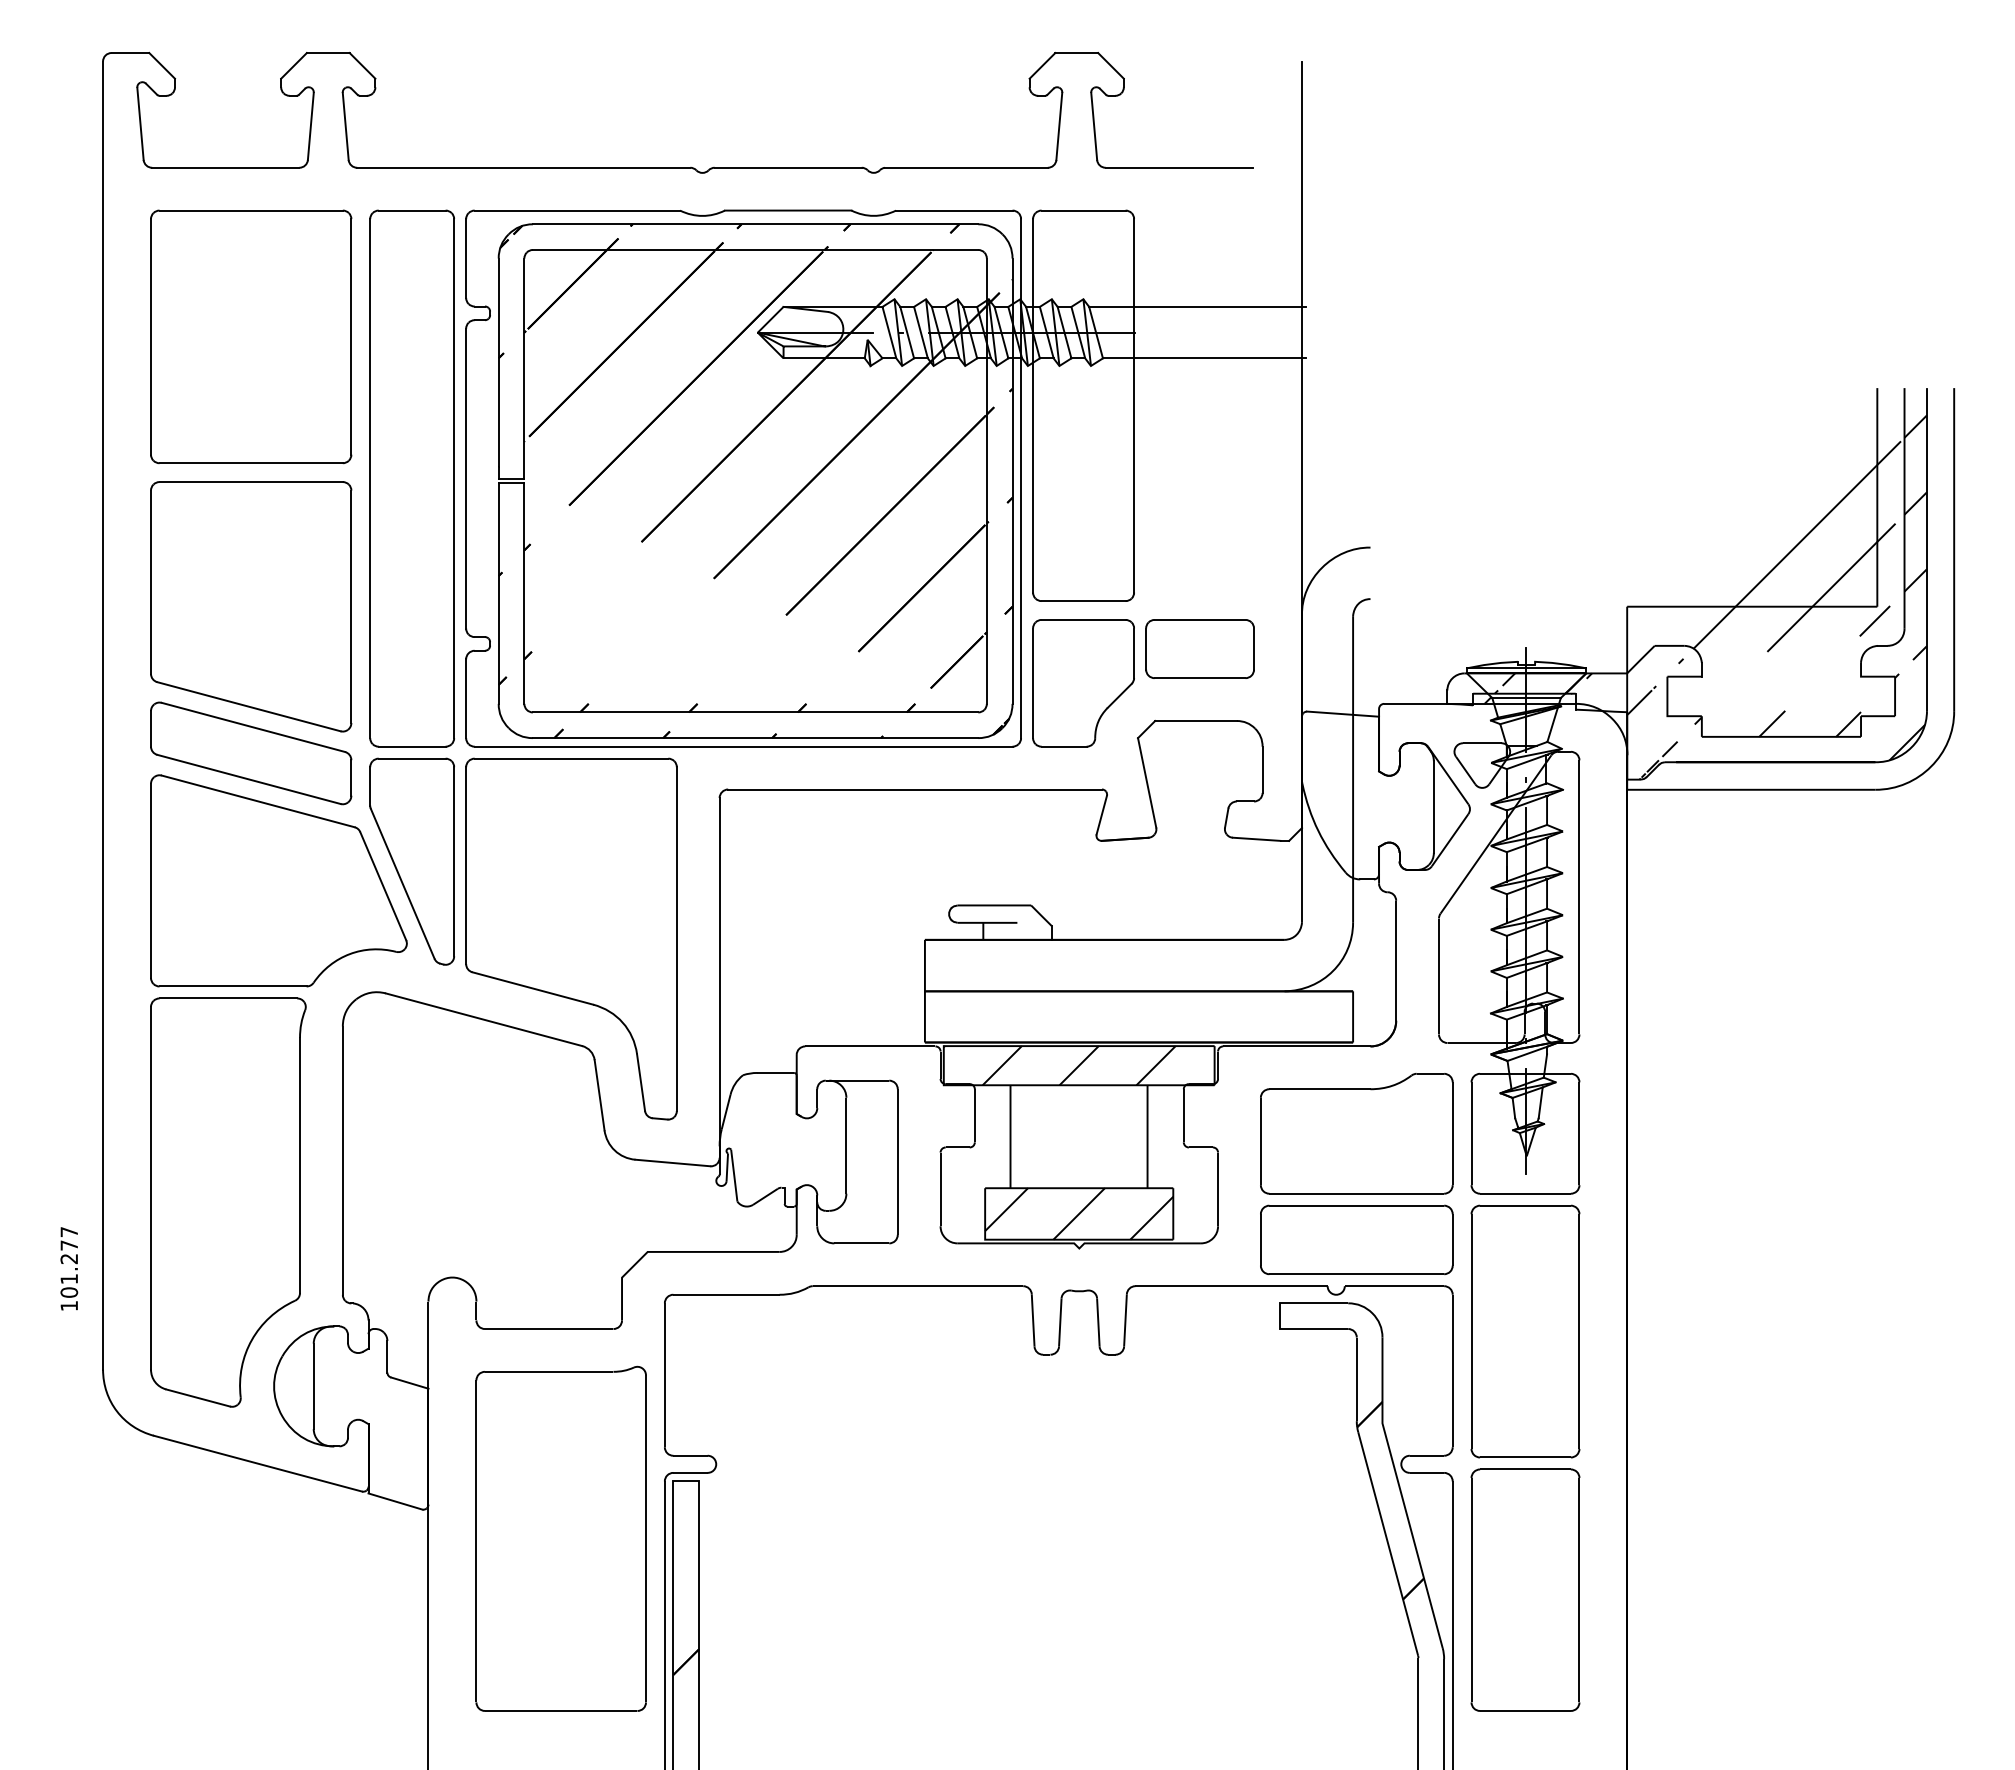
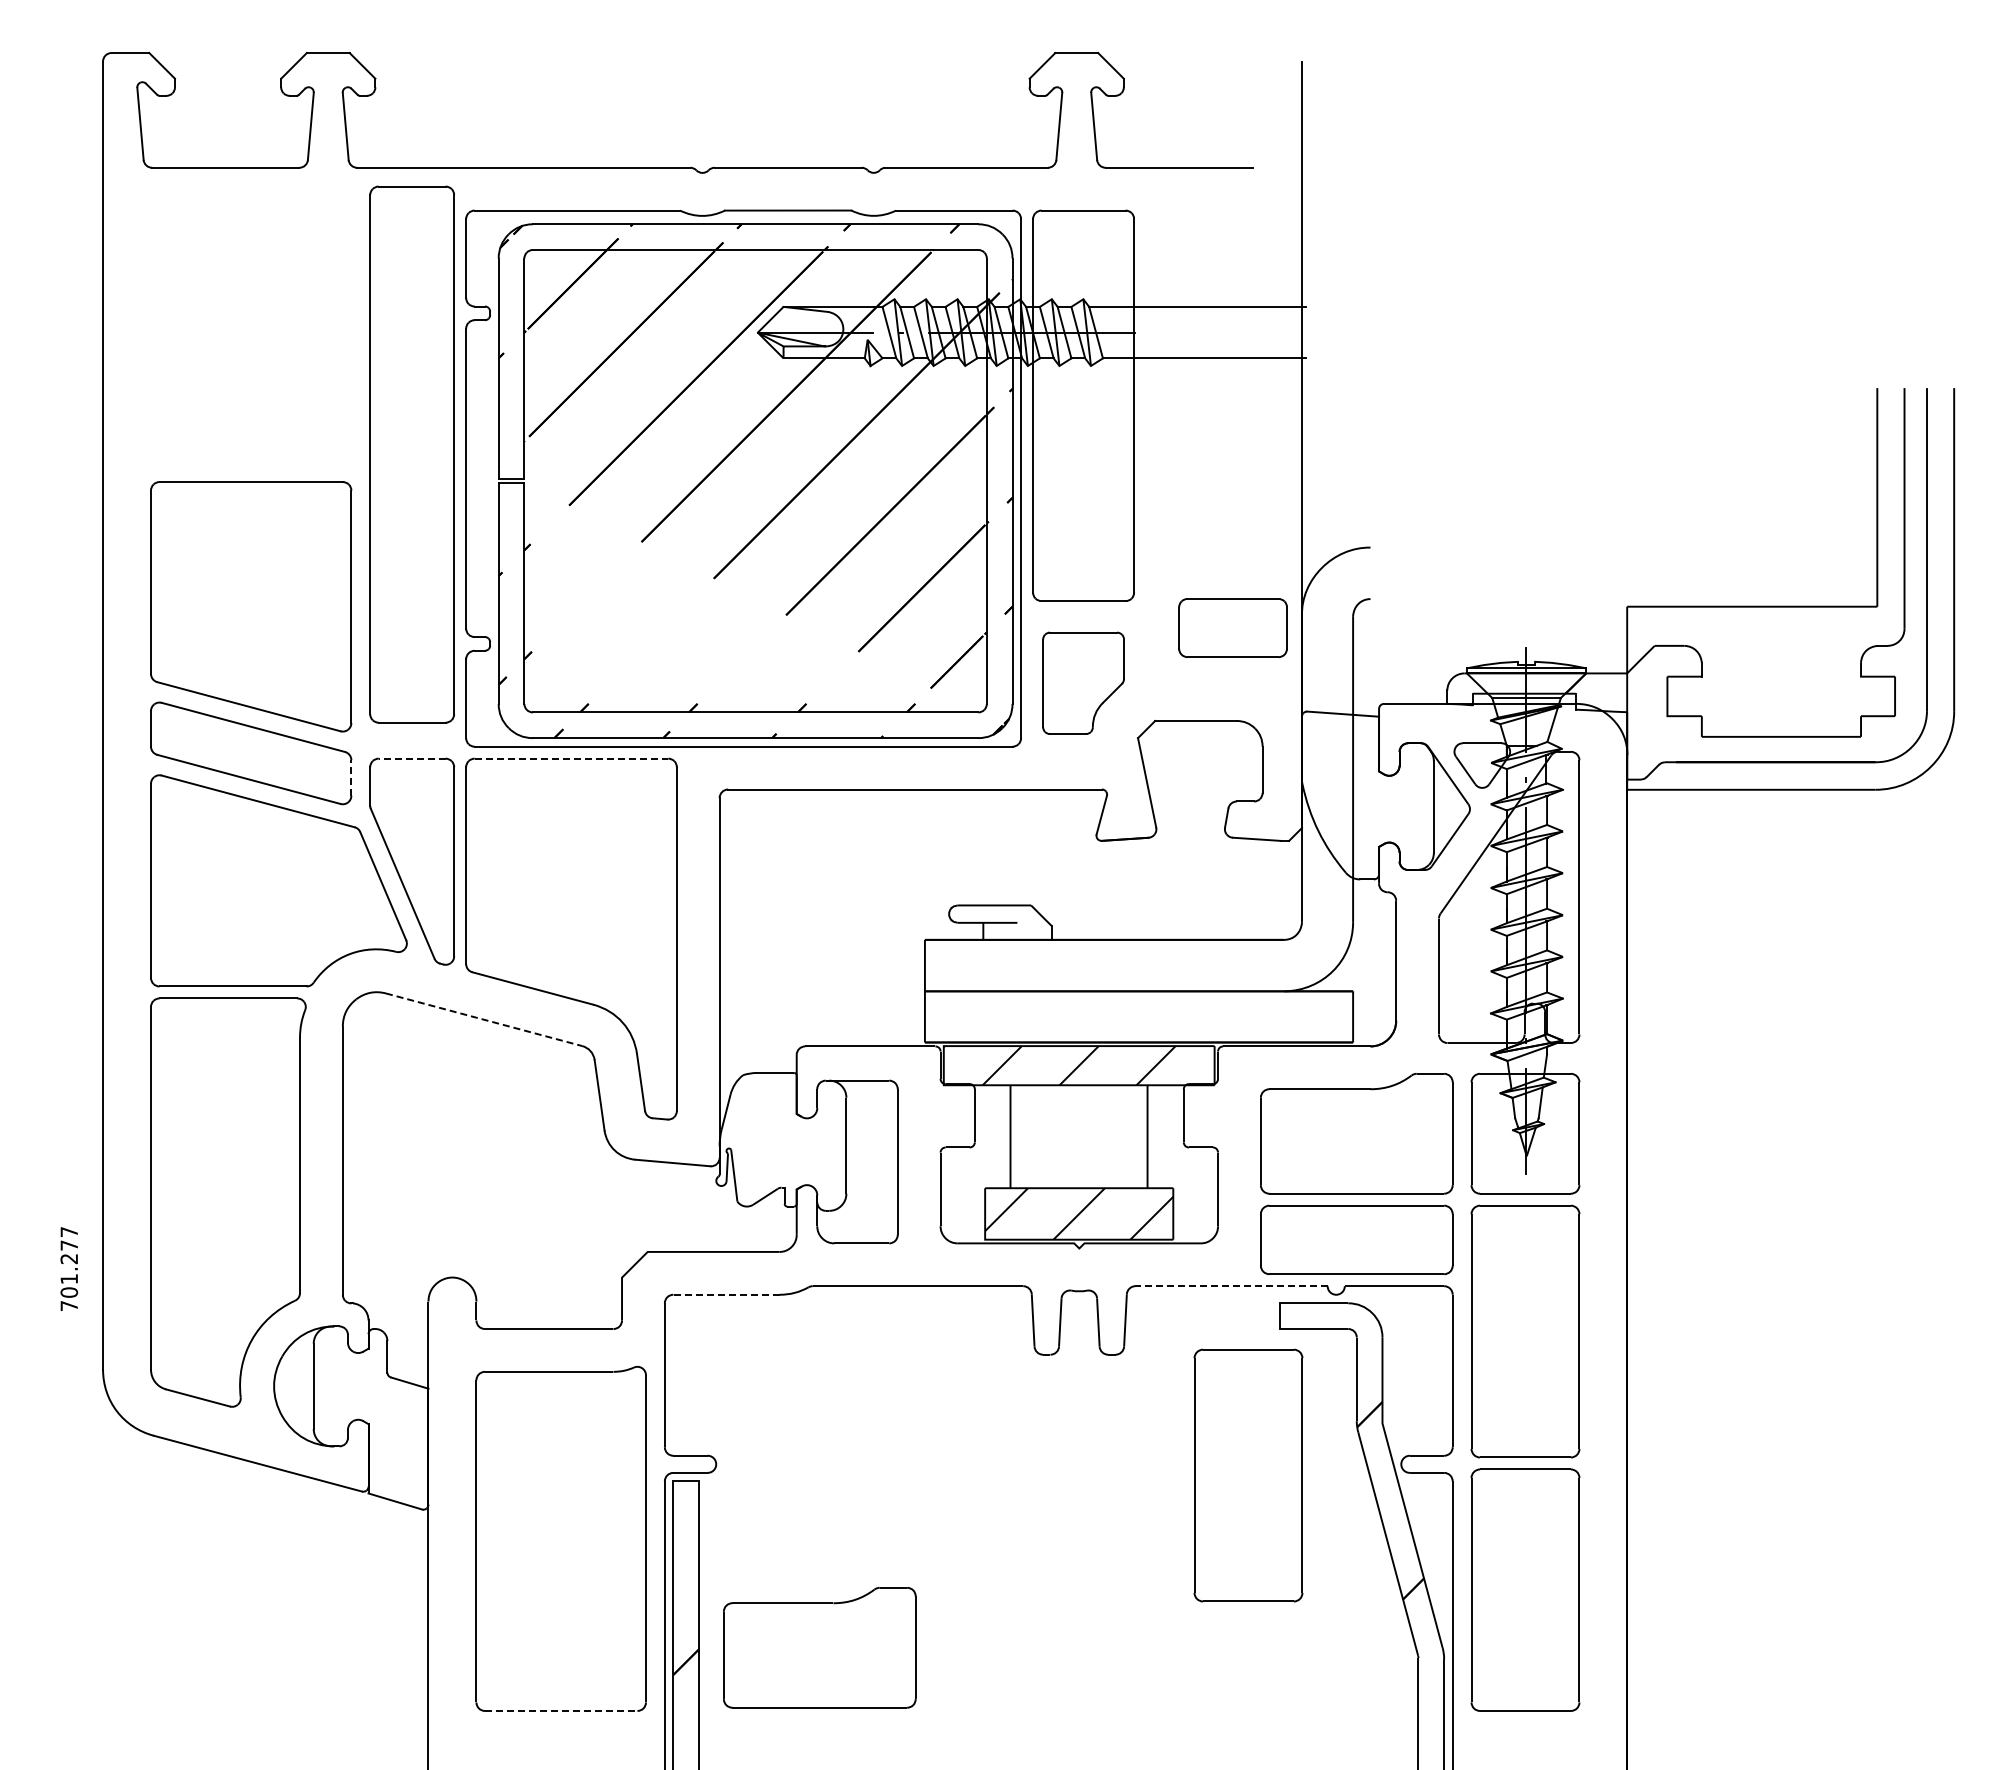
part: present -> none (251, 336)
part position: (411, 478) -> (411, 454) (411, 454)
hatch: present -> none (1705, 597)
part position: (1199, 648) -> (1232, 627) (1232, 627)
part size: 103x129 px -> 83x104 px (1083, 682)
line: solid -> dashed (411, 758)
line: solid -> dashed (571, 758)
line: solid -> dashed (351, 777)
line: solid -> dashed (484, 1019)
line: solid -> dashed (1231, 1286)
line: solid -> dashed (726, 1294)
text: 101.277 -> 701.277 (68, 1305)
part: none -> present (1248, 1475)
part: none -> present (819, 1647)
line: solid -> dashed (561, 1710)
